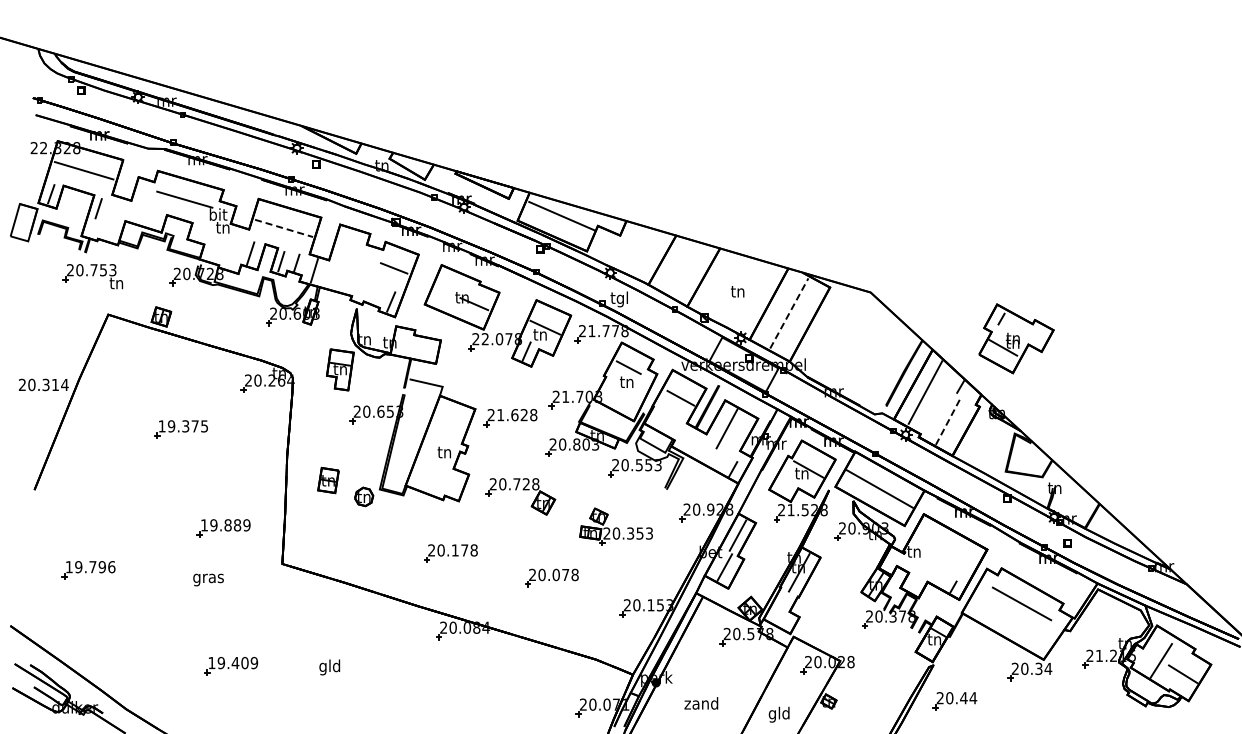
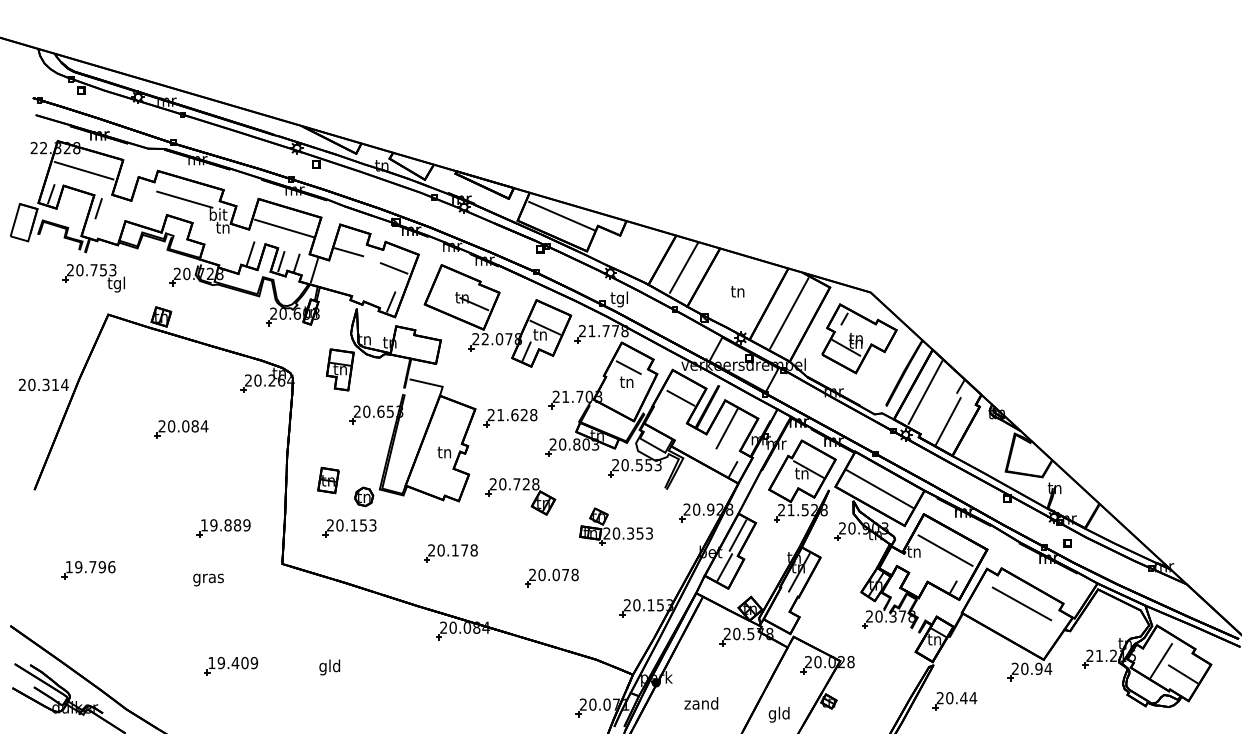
line: dashed -> solid (284, 228)
line: none -> present (349, 252)
line: none -> present (683, 267)
text: tn -> tgl (115, 284)
line: dashed -> solid (789, 313)
part position: (1016, 338) -> (859, 338) (859, 338)
line: dashed -> solid (948, 421)
text: 19.375 -> 20.084 (183, 426)
part: none -> present (349, 528)
line: none -> present (945, 550)
text: 20.34 -> 20.94 (1038, 668)
